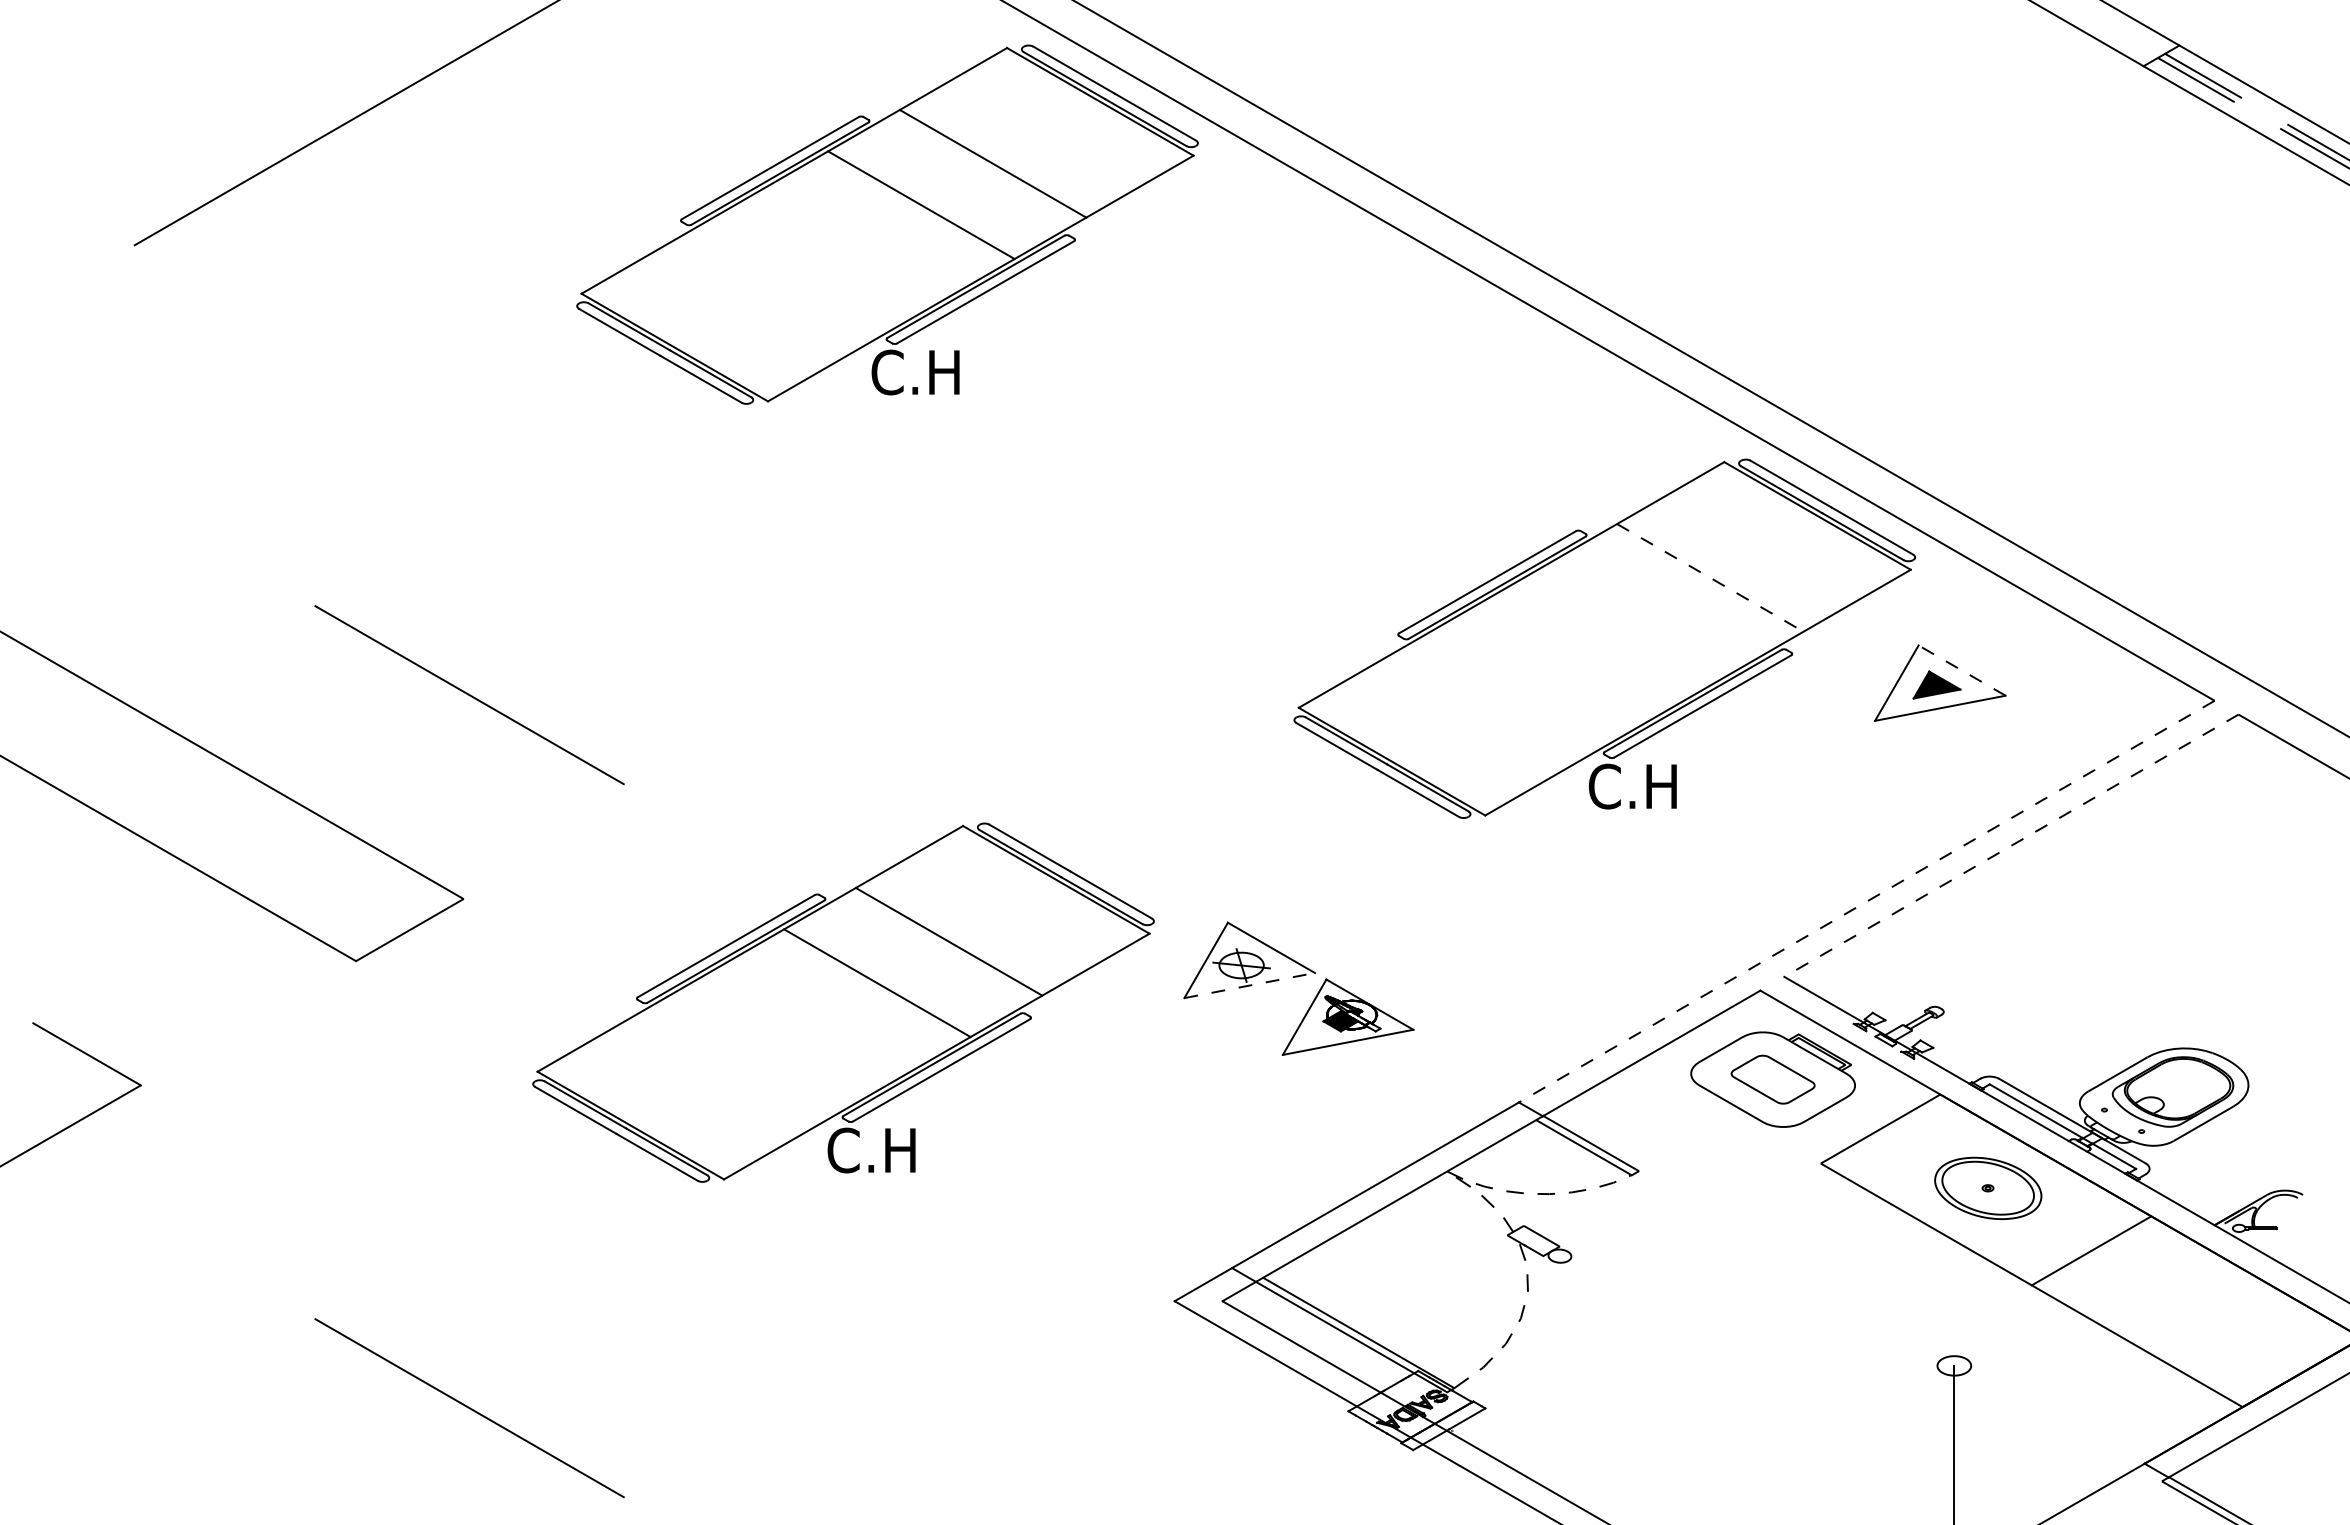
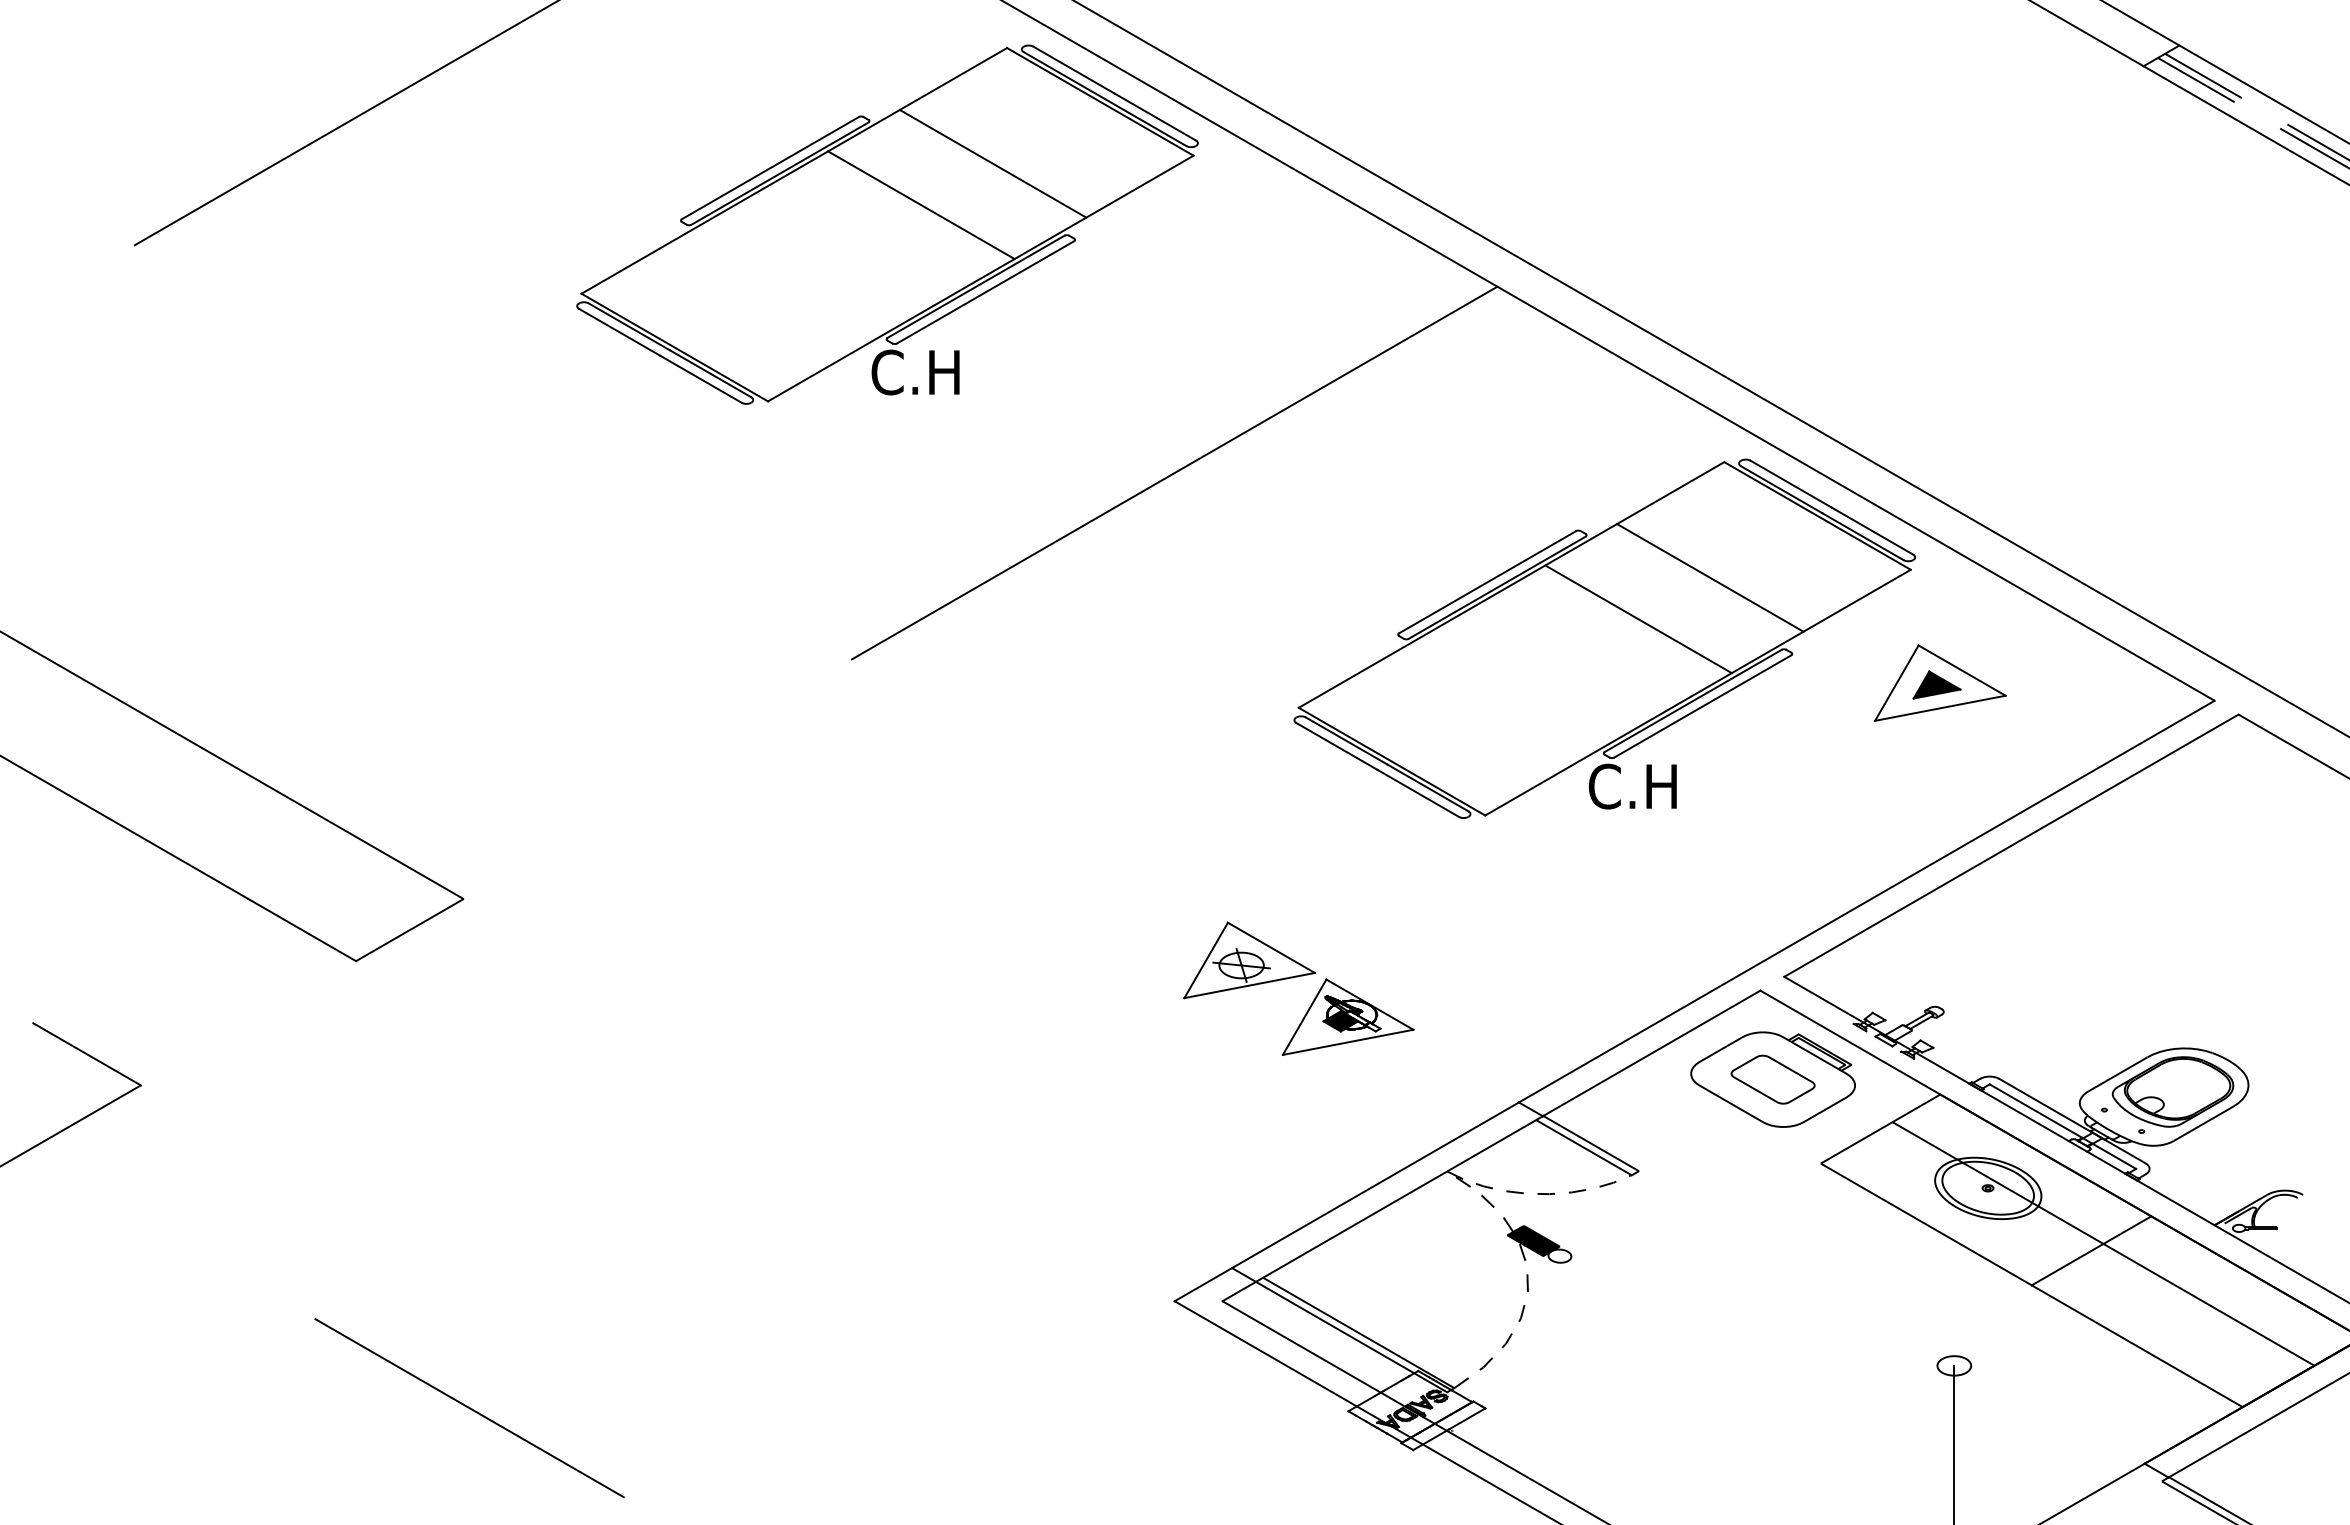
line: none -> present (1174, 472)
line: dashed -> solid (1710, 577)
line: none -> present (1638, 619)
line: dashed -> solid (1961, 670)
line: present -> none (469, 695)
line: dashed -> solid (2011, 845)
line: dashed -> solid (1866, 901)
line: dashed -> solid (1250, 985)
part: present -> none (843, 1002)
fill: none -> present (1533, 1240)
line: none -> present (2103, 1243)
